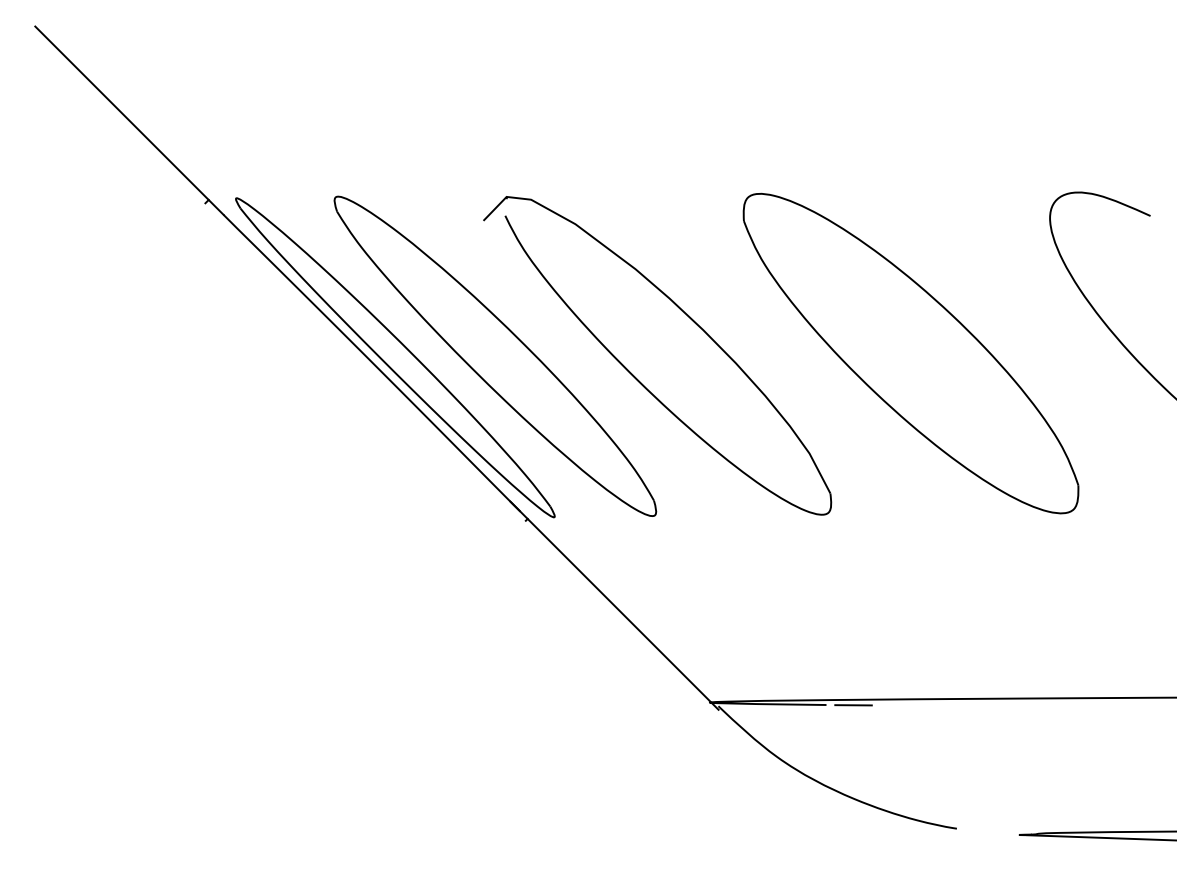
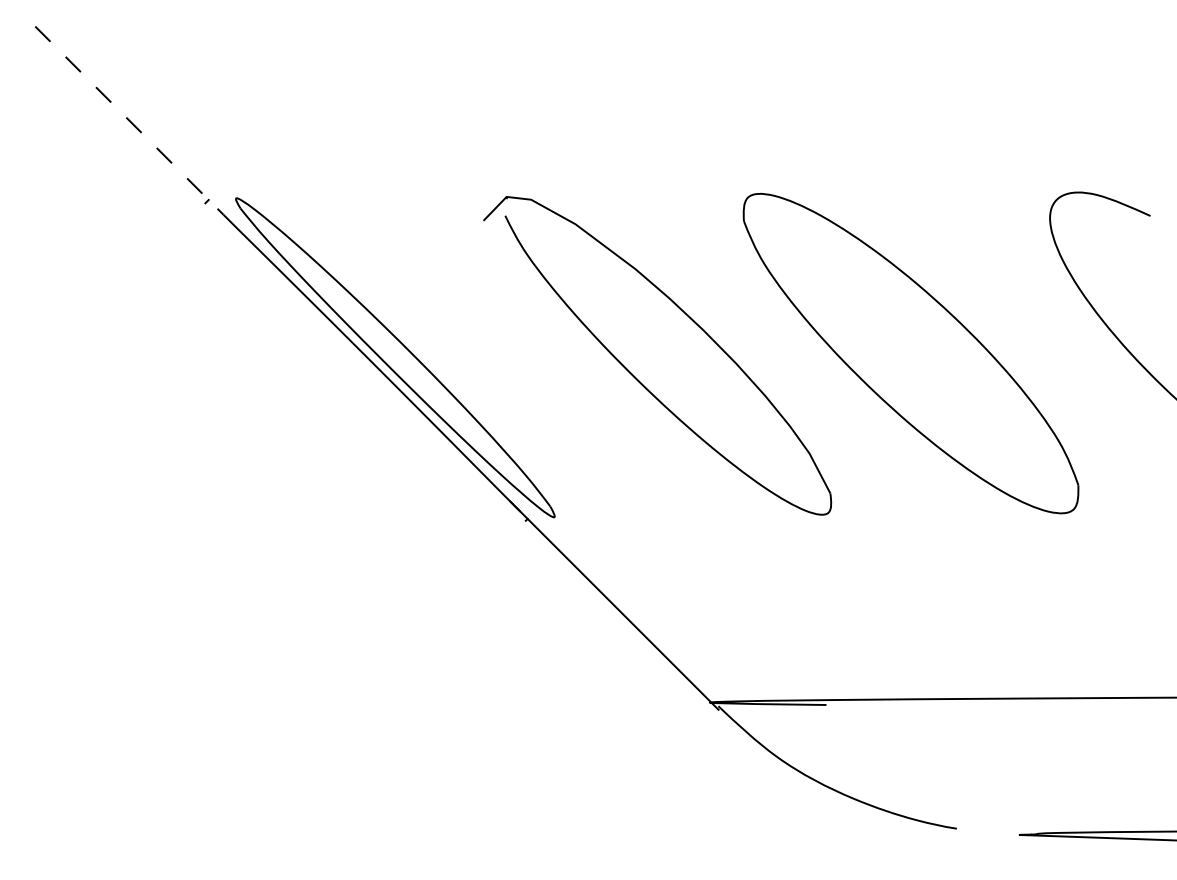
line: solid -> dashed (129, 121)
part: present -> none (495, 355)
line: present -> none (853, 705)
